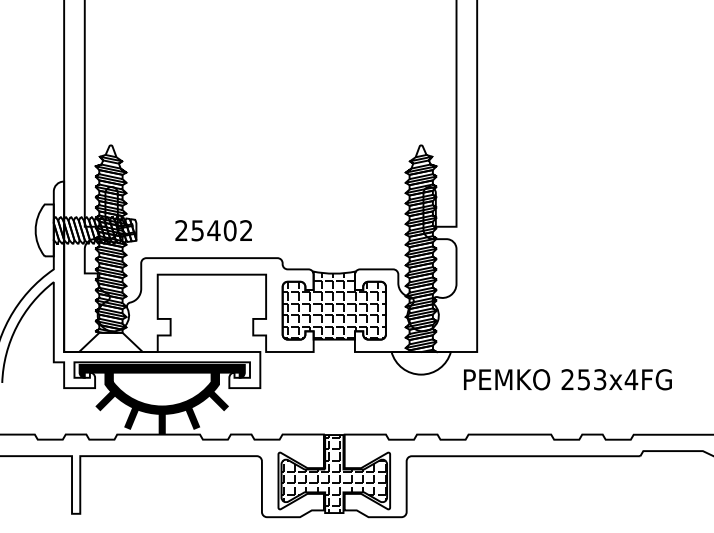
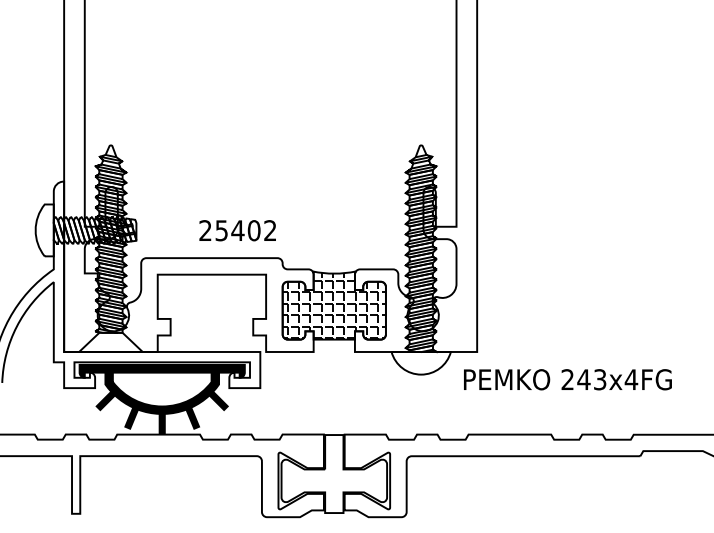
text position: (213, 230) -> (237, 230) (237, 230)
text: 253x4FG -> 243x4FG (583, 379)
hatch: present -> none (333, 474)
